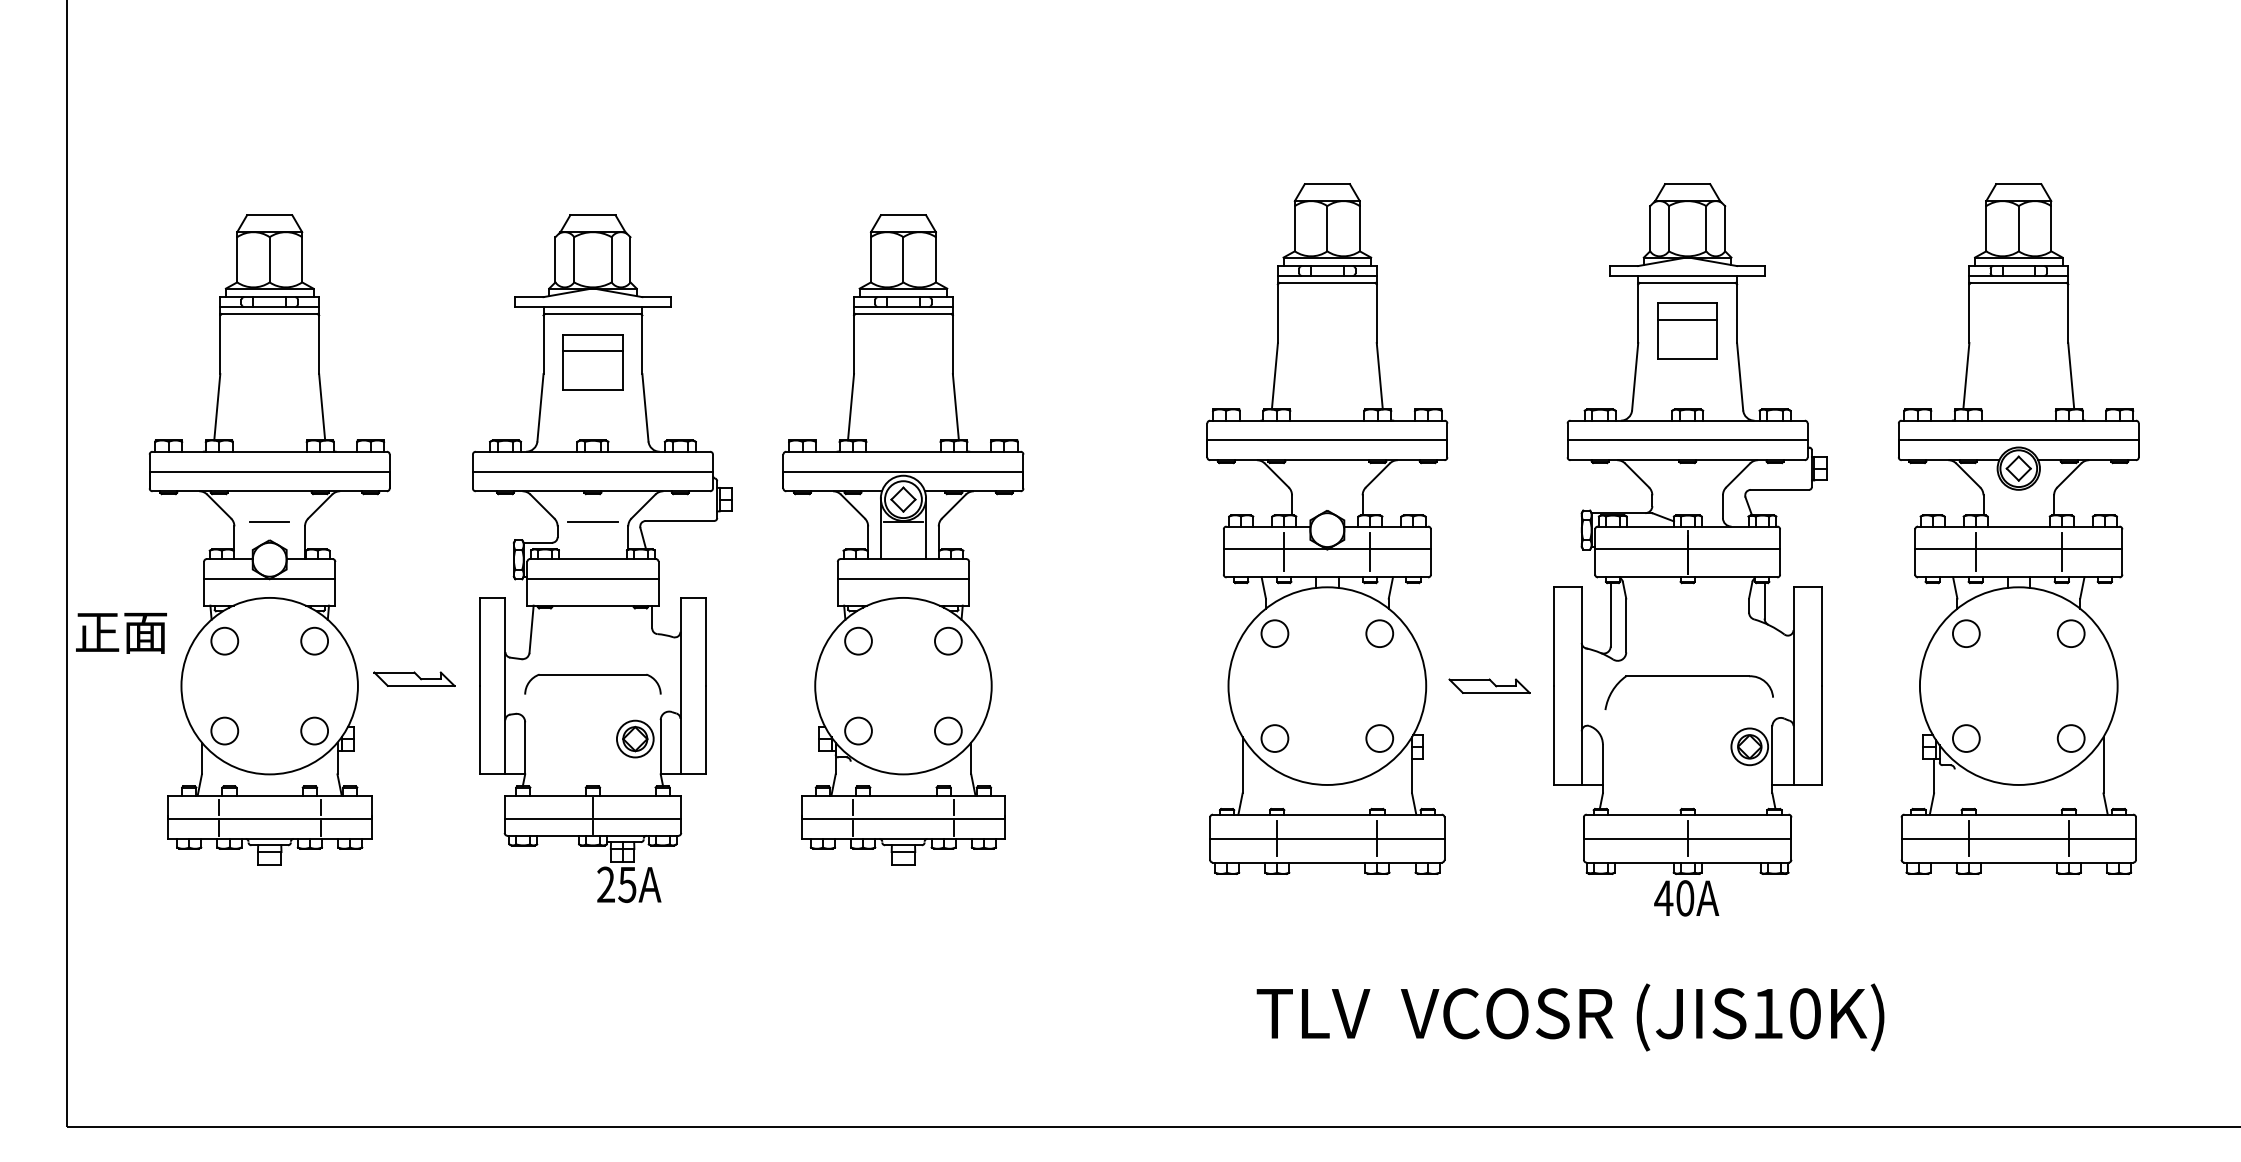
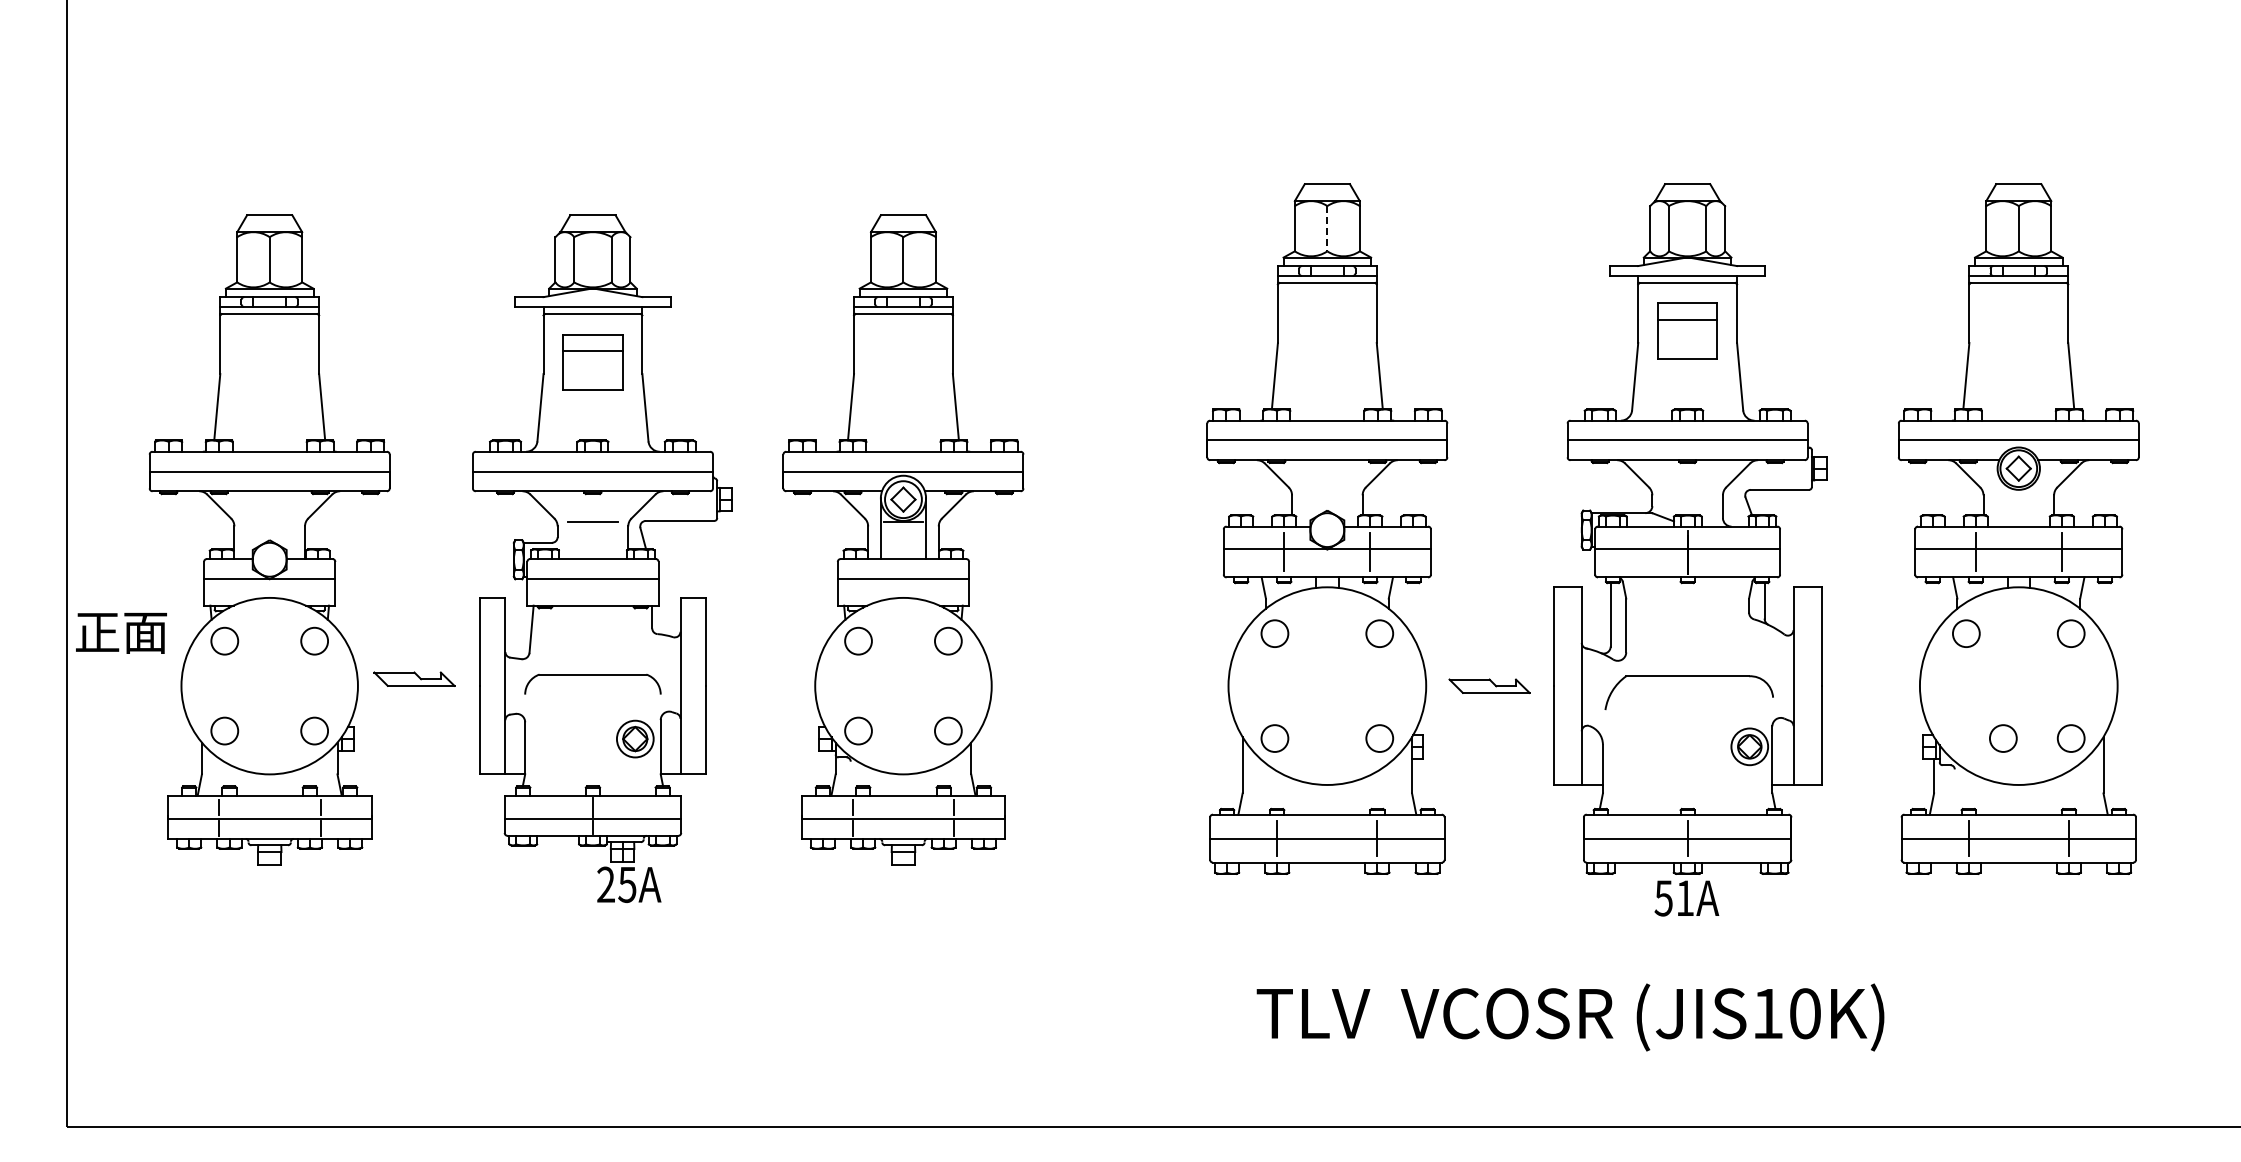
line: solid -> dashed (1327, 228)
line: present -> none (269, 522)
circle position: (1966, 738) -> (2003, 738) (2003, 738)
text: 40A -> 51A (1674, 898)
